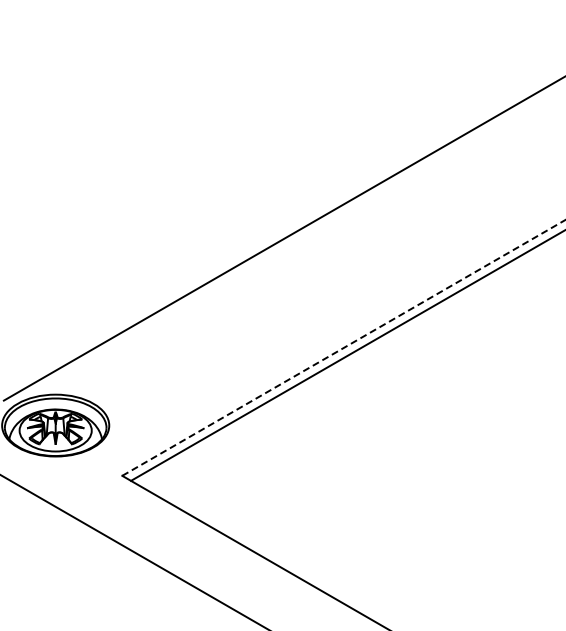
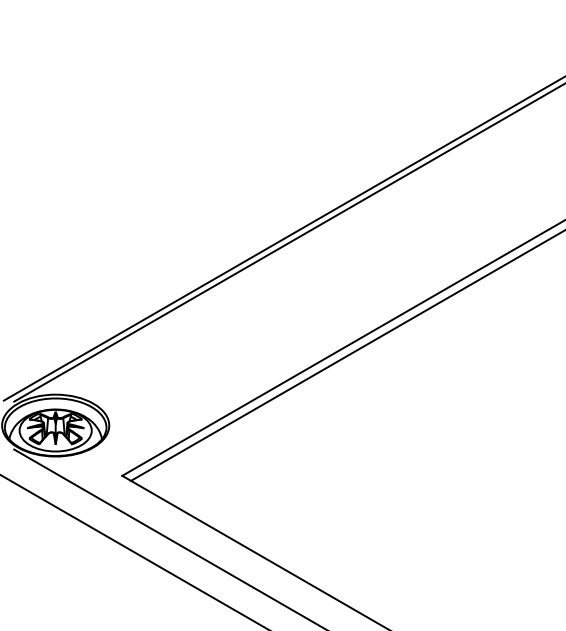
line: none -> present (288, 242)
line: dashed -> solid (344, 347)
line: none -> present (168, 538)
